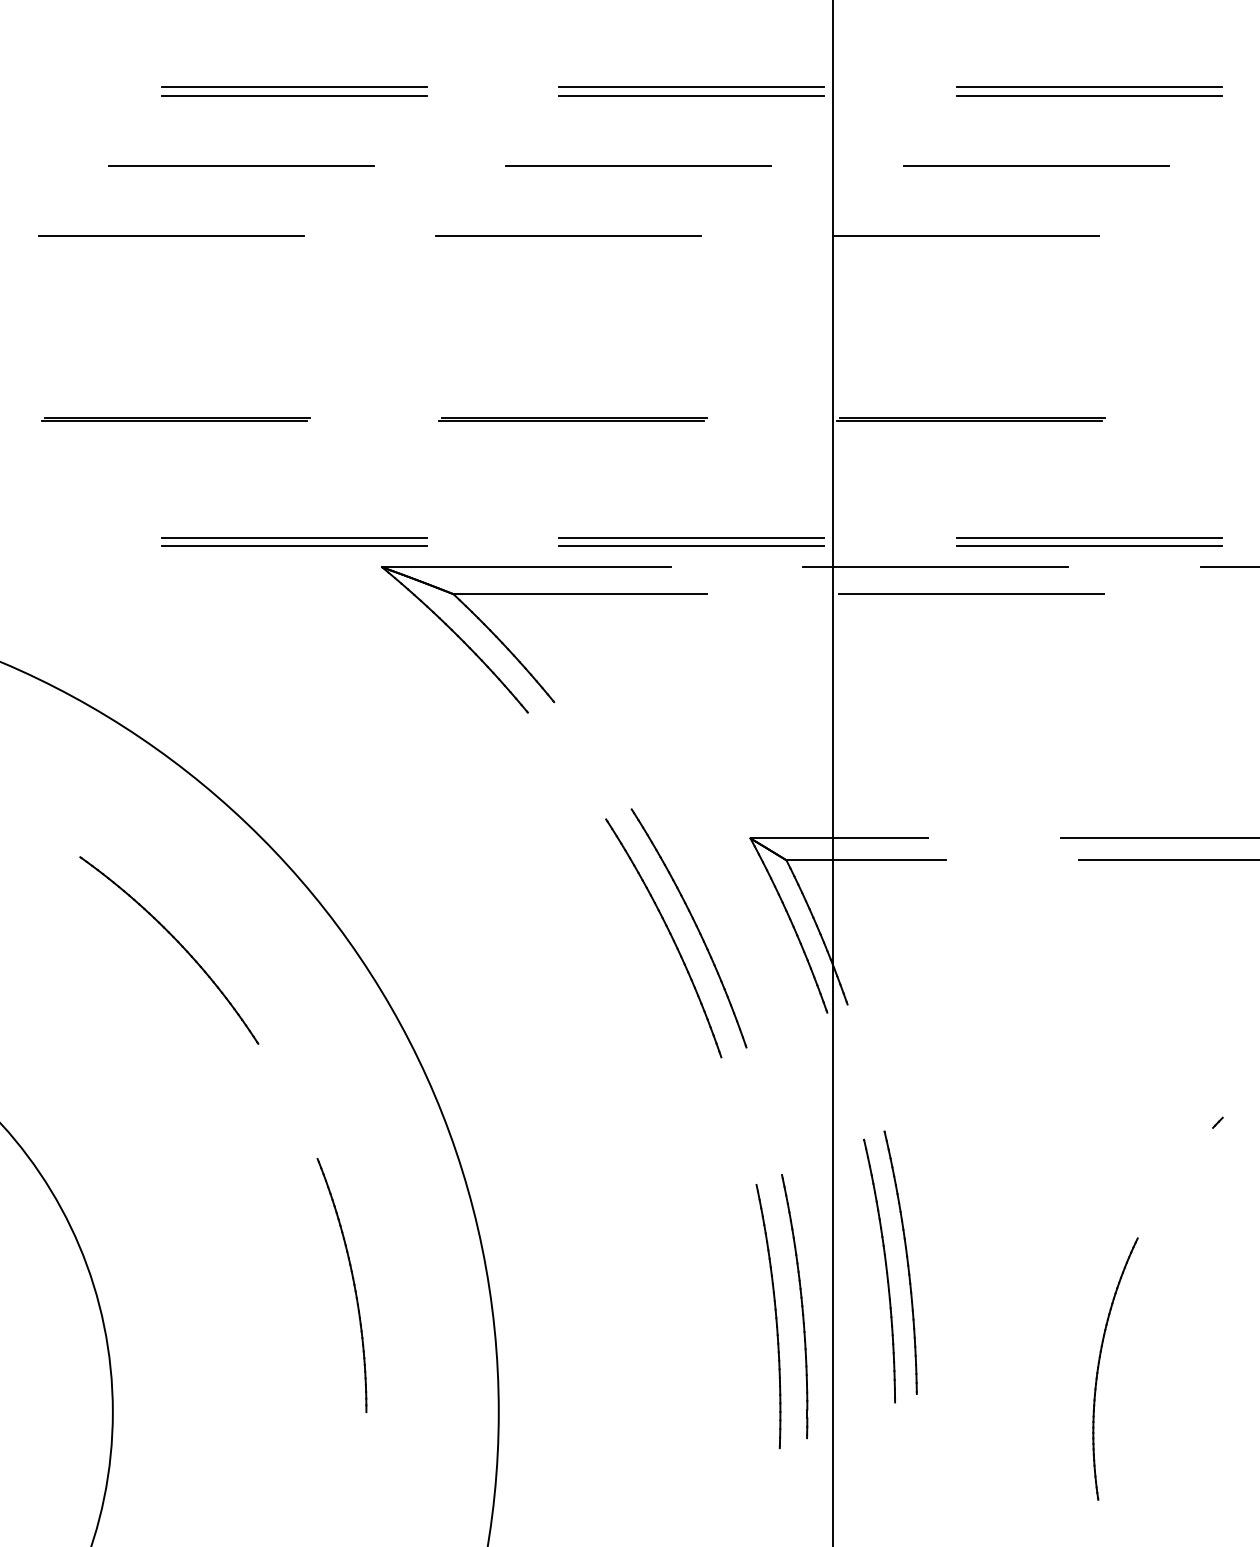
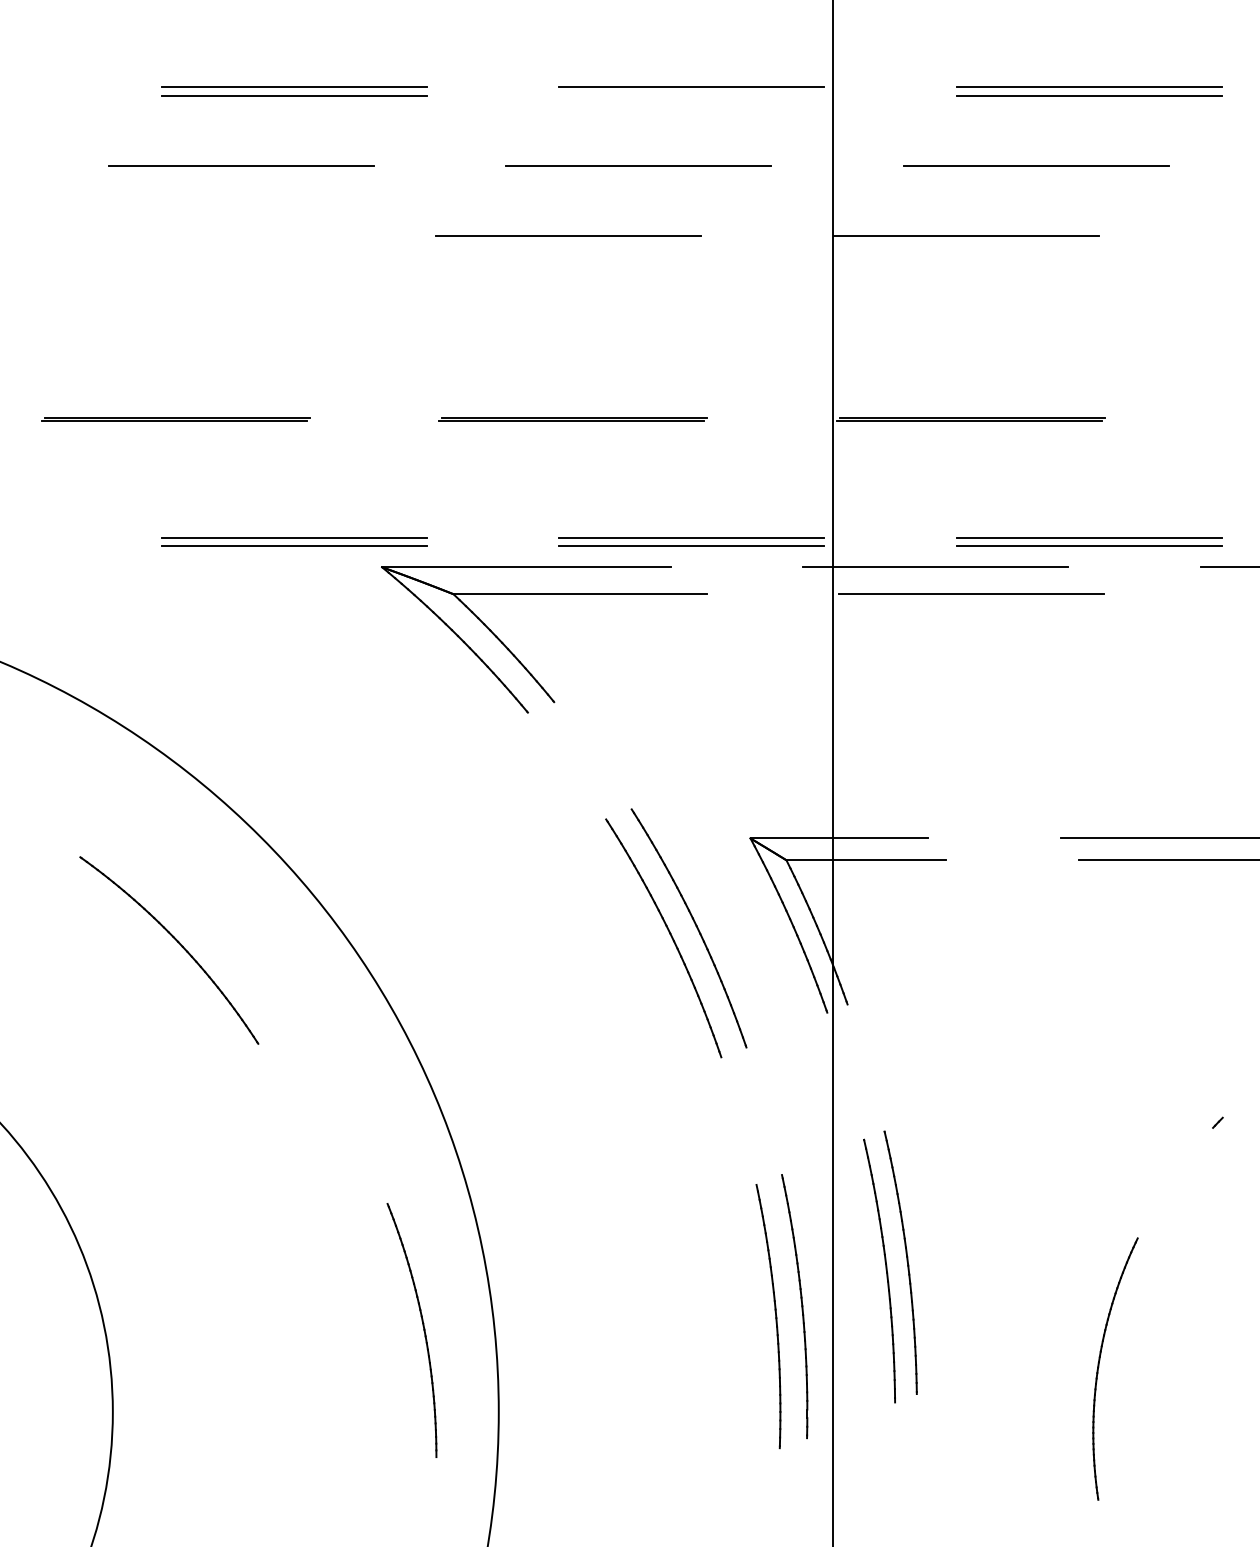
line: present -> none (691, 96)
line: present -> none (171, 236)
part position: (352, 1281) -> (422, 1326) (422, 1326)
